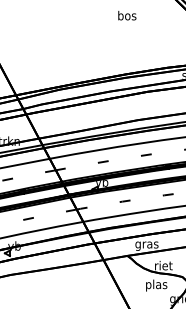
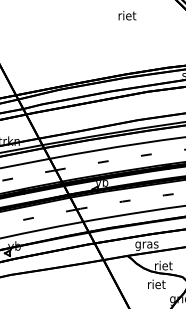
text: bos -> riet (127, 15)
text: plas -> riet (156, 285)
